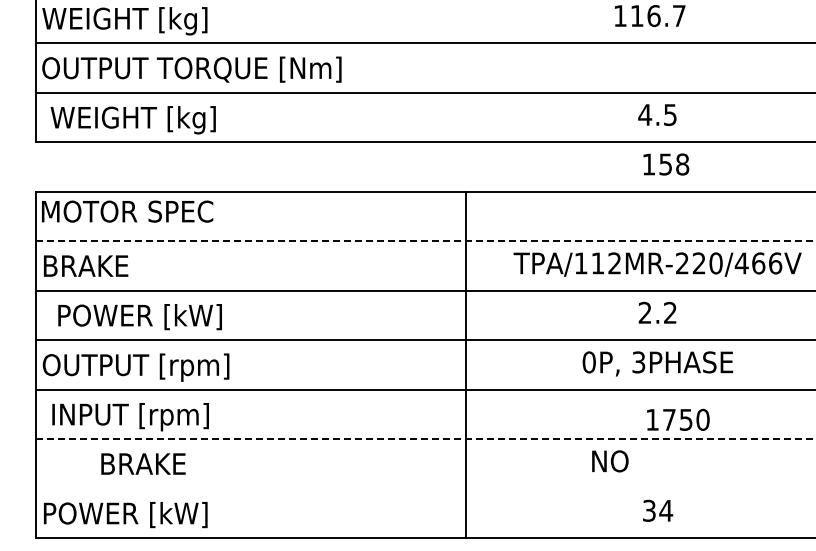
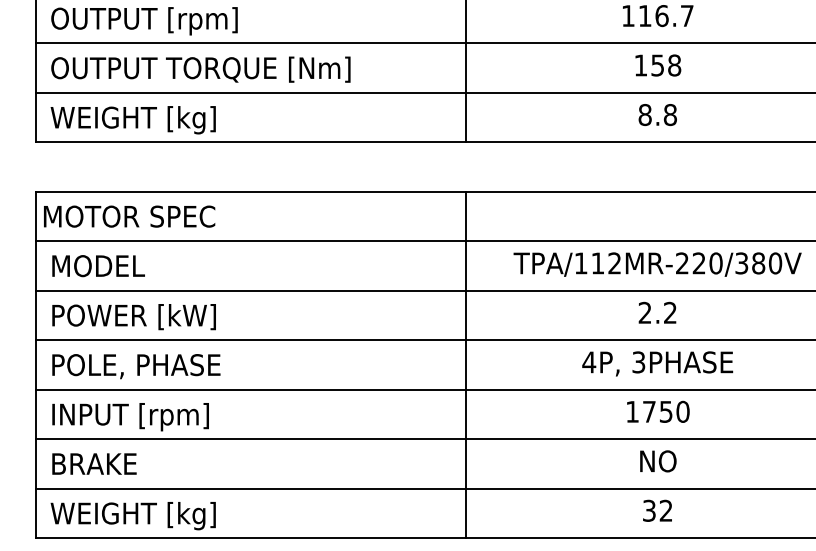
text position: (650, 16) -> (658, 16) (658, 16)
text: WEIGHT [kg] -> OUTPUT [rpm] (139, 21)
text position: (191, 69) -> (200, 69) (200, 69)
line: none -> present (465, 72)
text: 4.5 -> 8.8 (657, 115)
text position: (666, 164) -> (658, 65) (658, 65)
text position: (127, 211) -> (129, 216) (129, 216)
line: dashed -> solid (425, 241)
text: TPA/112MR-220/466V -> TPA/112MR-220/380V (758, 263)
text: BRAKE -> MODEL (94, 266)
text position: (139, 317) -> (133, 317) (133, 317)
text: 0P, -> 4P, (589, 362)
text: OUTPUT [rpm] -> POLE, PHASE (135, 367)
text position: (678, 419) -> (658, 411) (658, 411)
line: dashed -> solid (425, 439)
text position: (610, 461) -> (658, 461) (658, 461)
text position: (143, 463) -> (94, 463) (94, 463)
line: none -> present (423, 488)
text: 34 -> 32 (666, 510)
text: POWER [kW] -> WEIGHT [kg] (129, 516)
